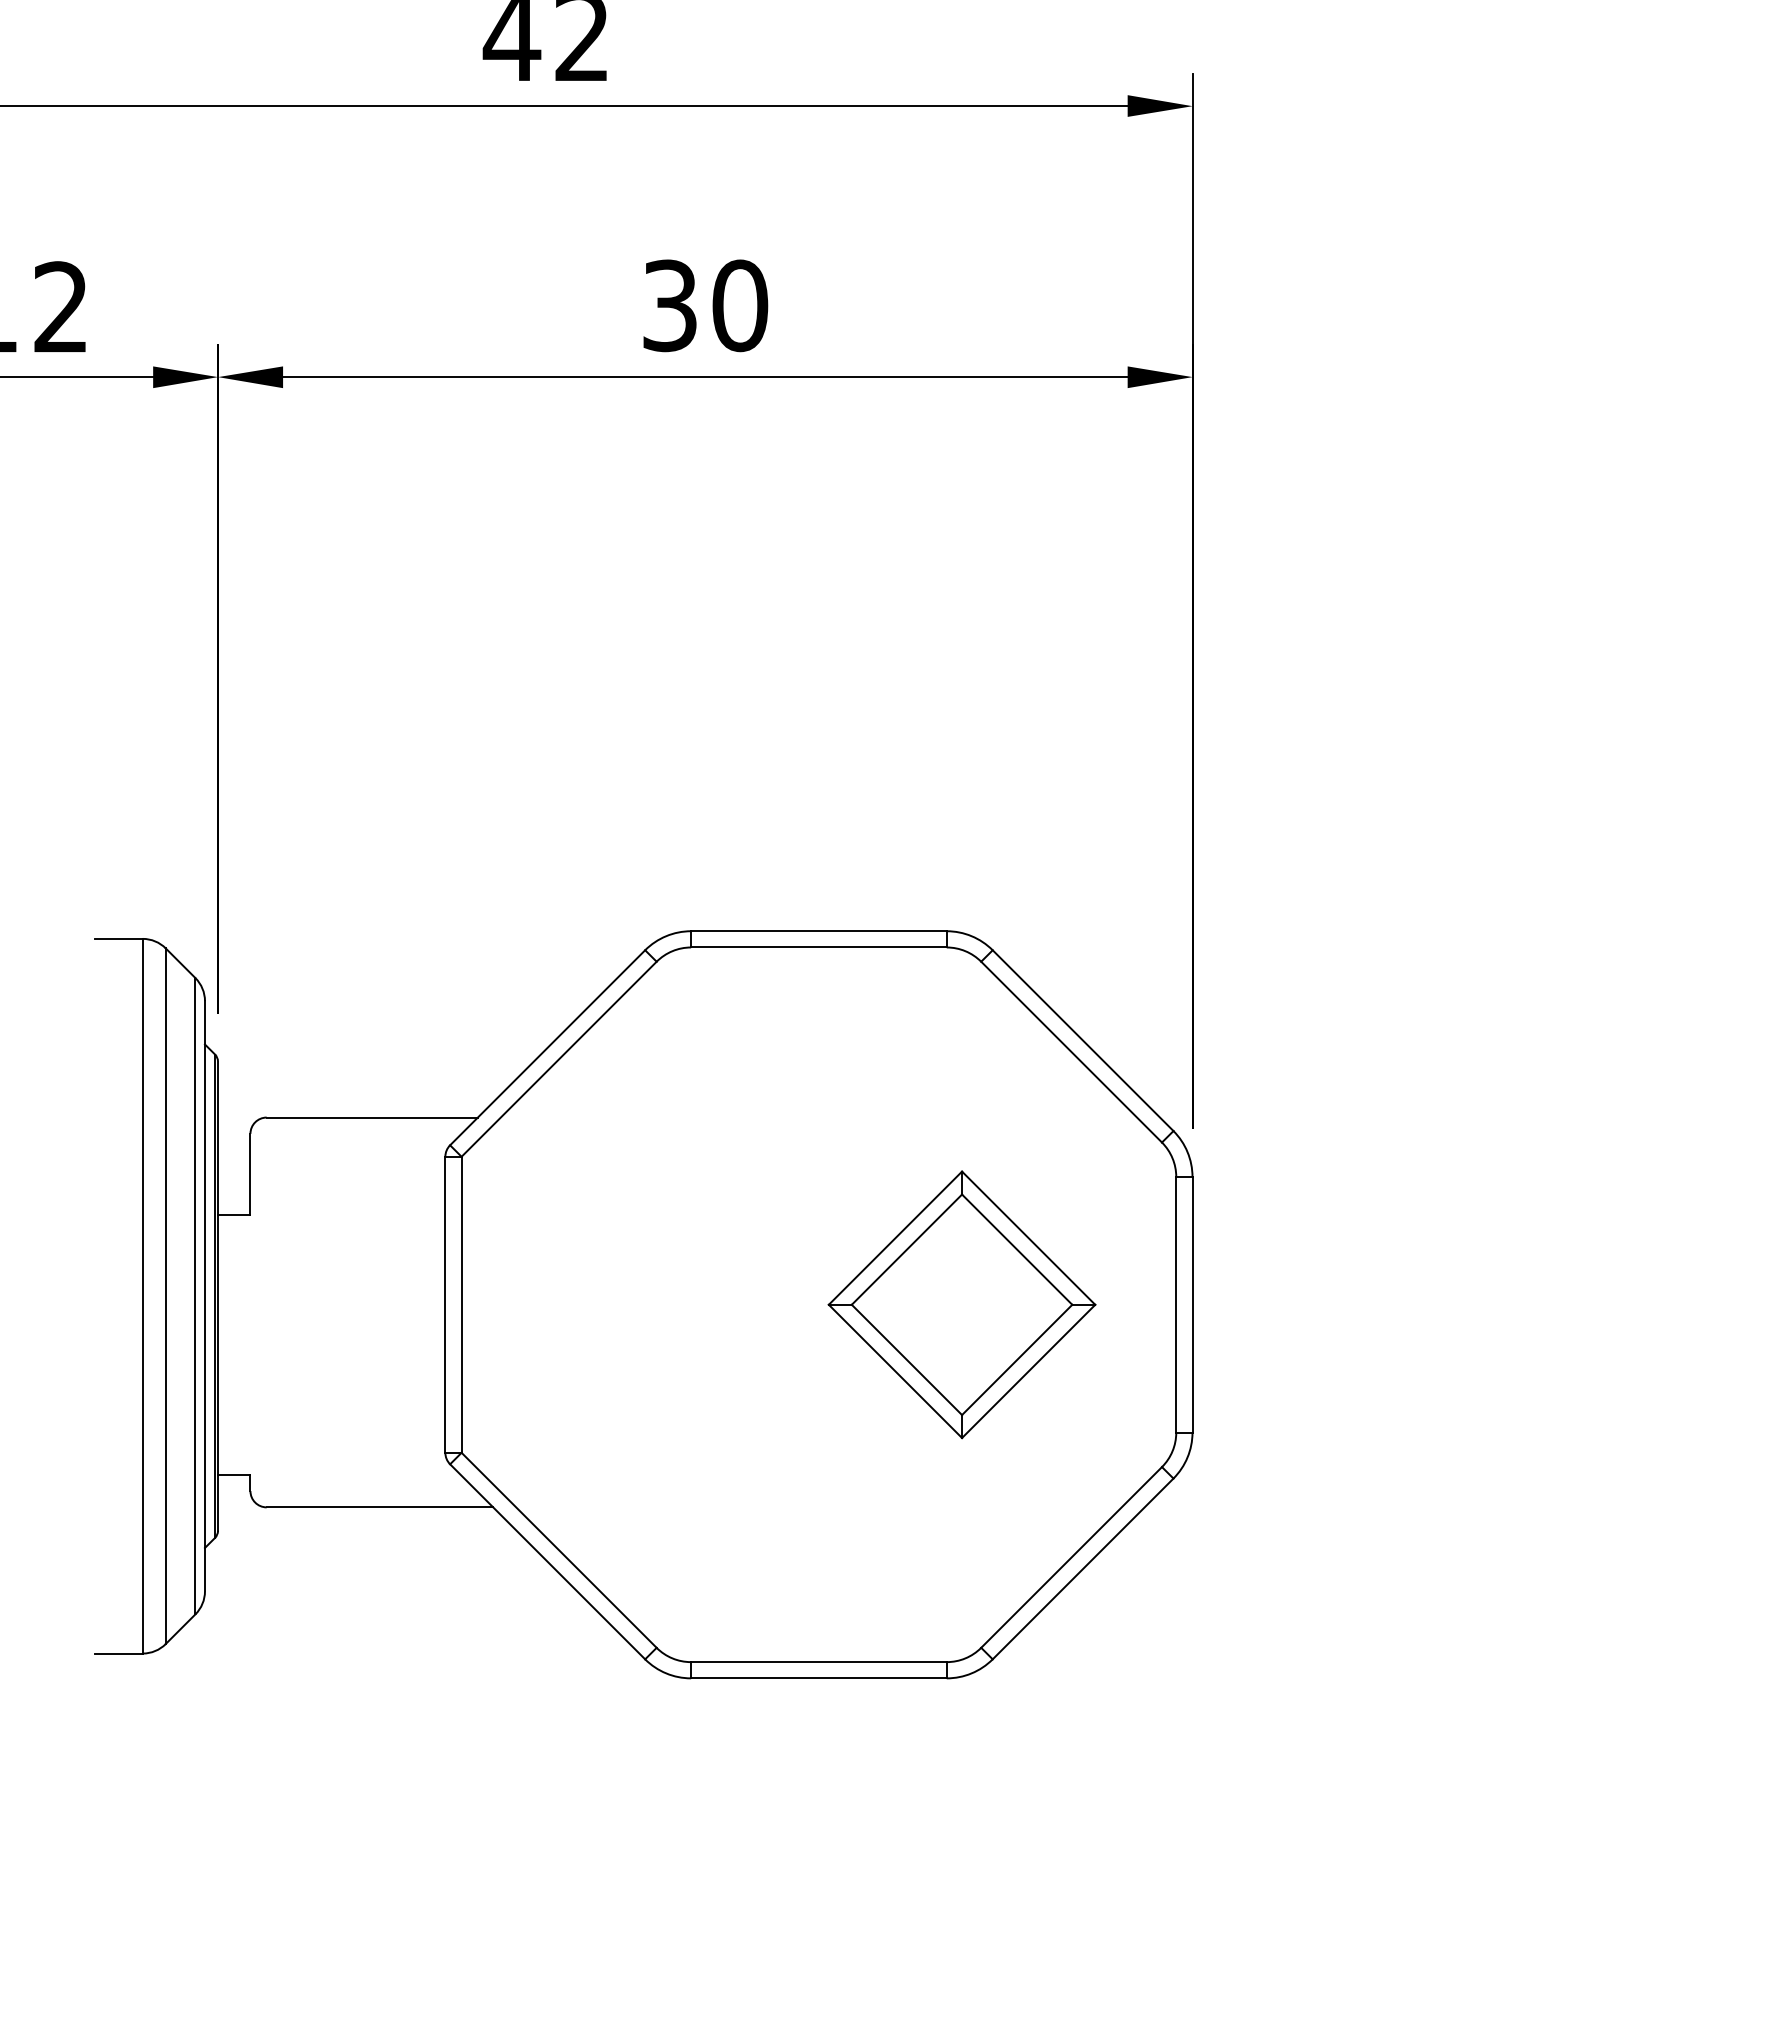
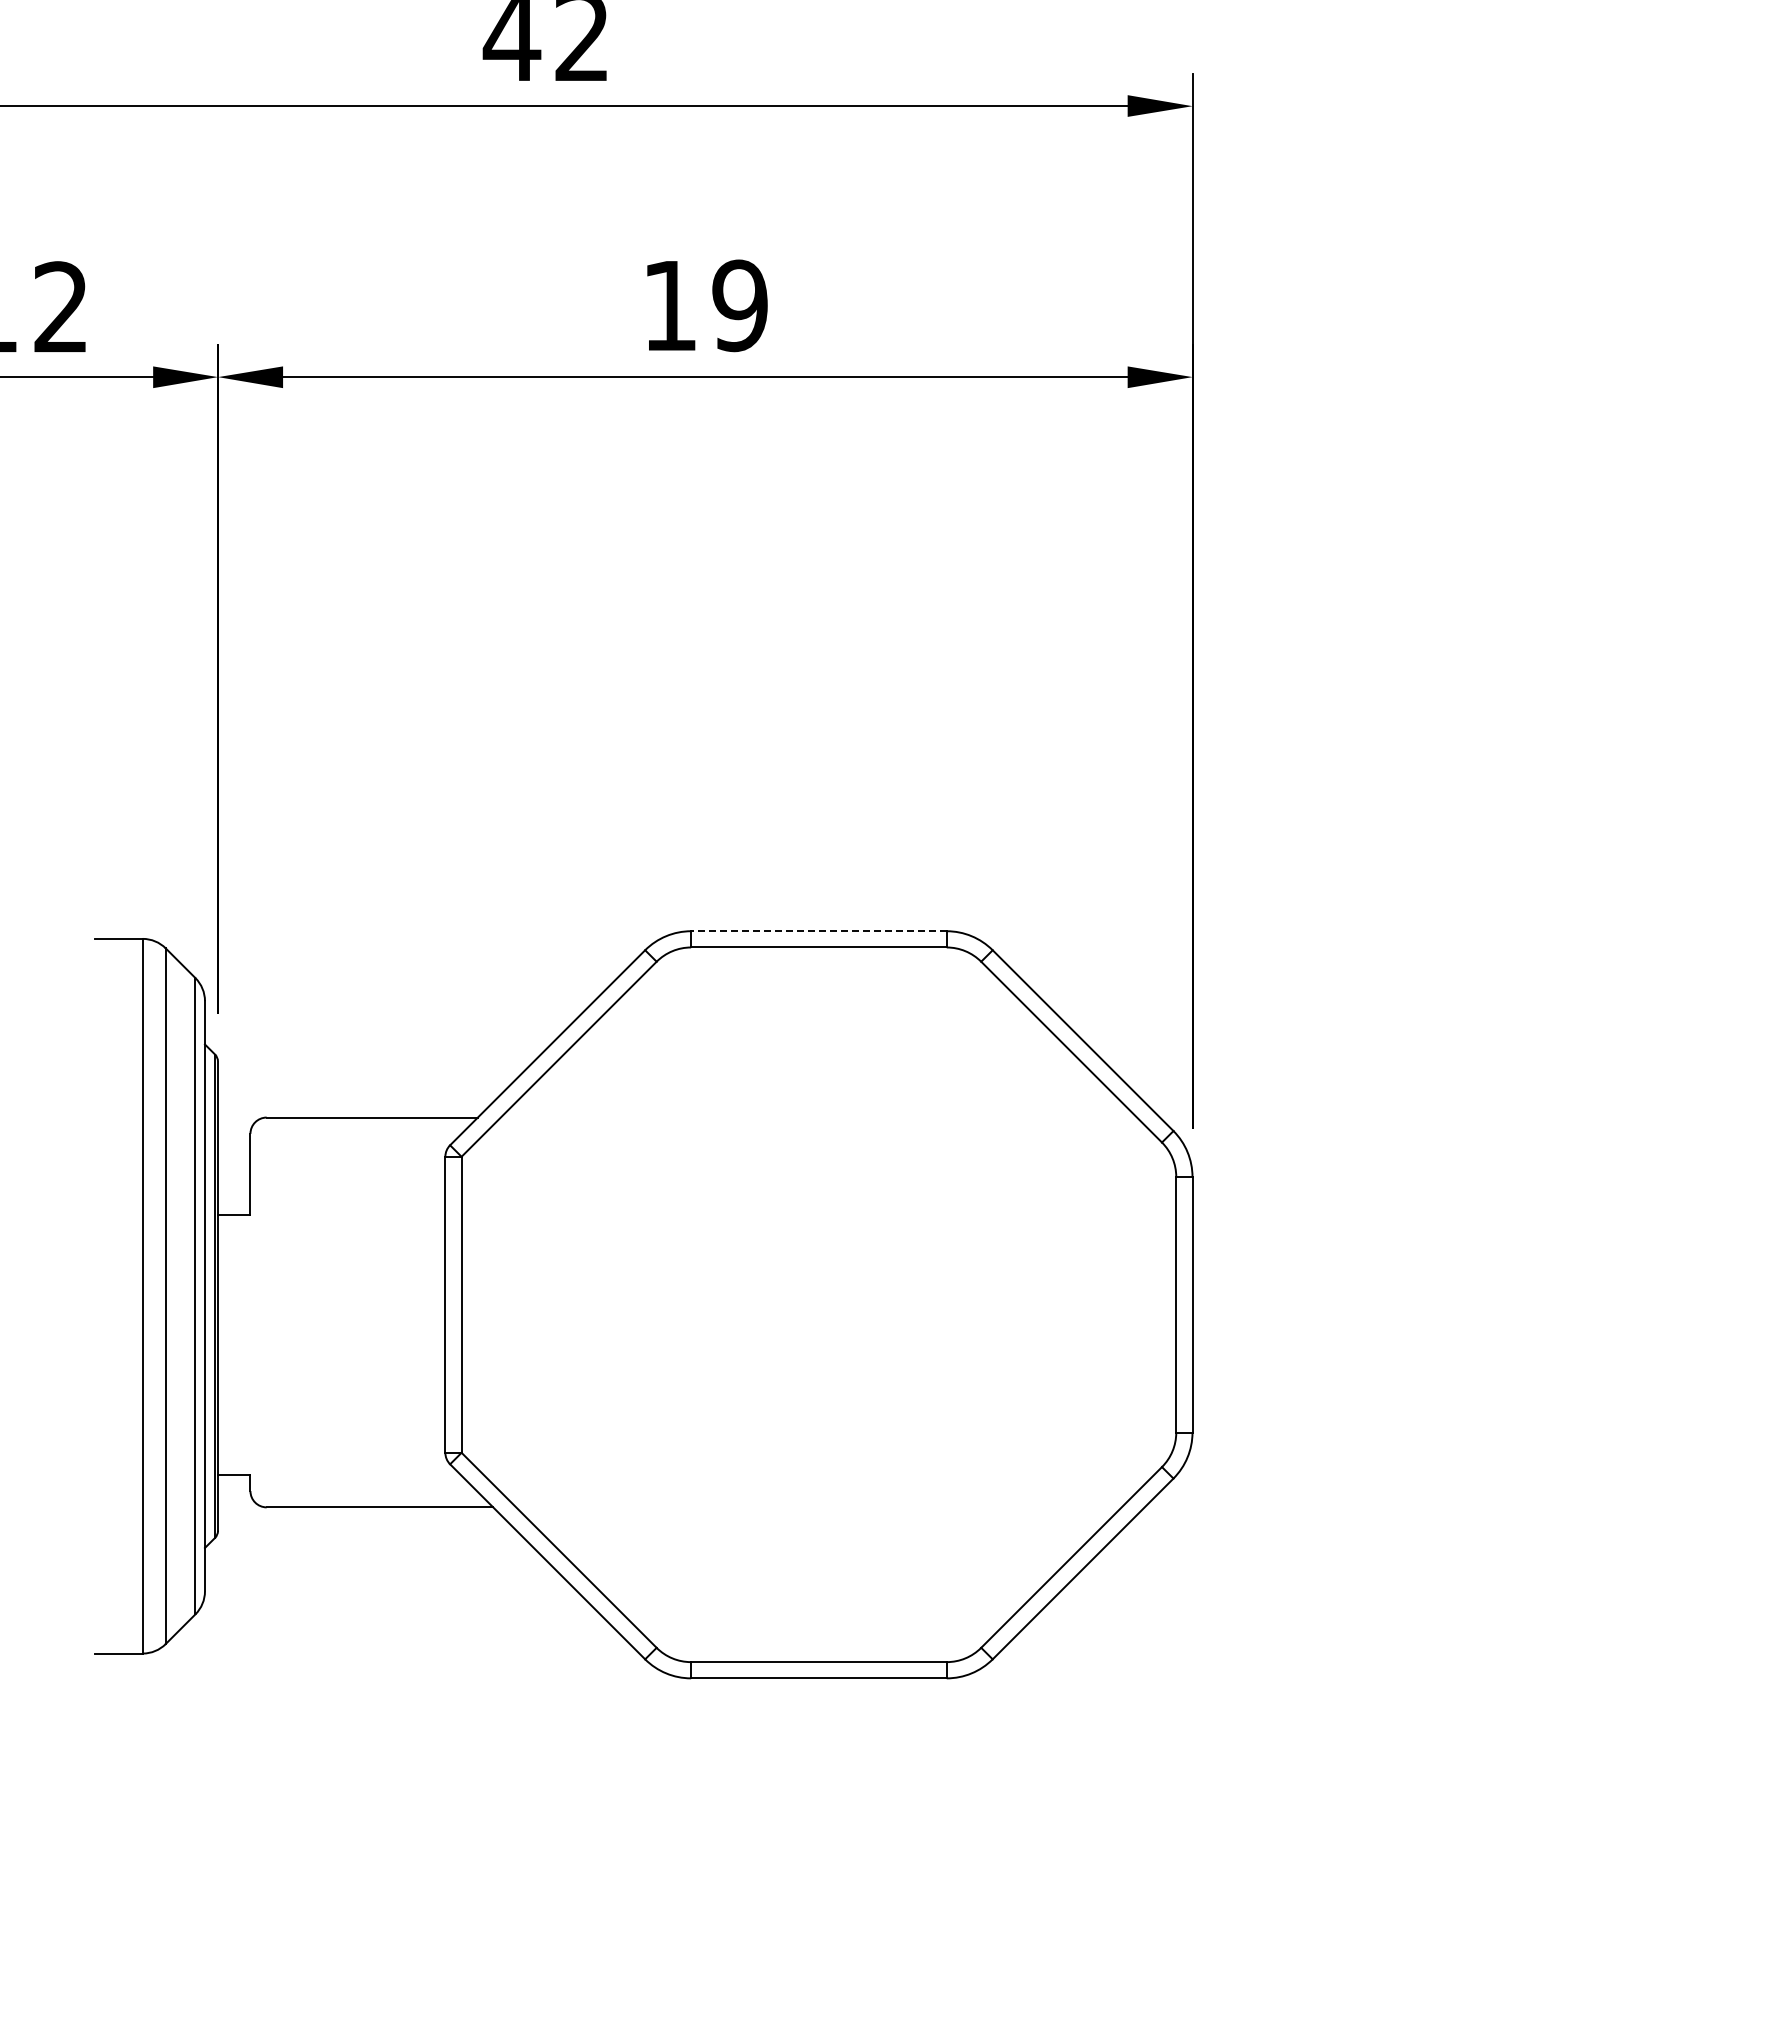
text: 30 -> 19 (705, 305)
line: solid -> dashed (818, 931)
part: present -> none (961, 1304)
